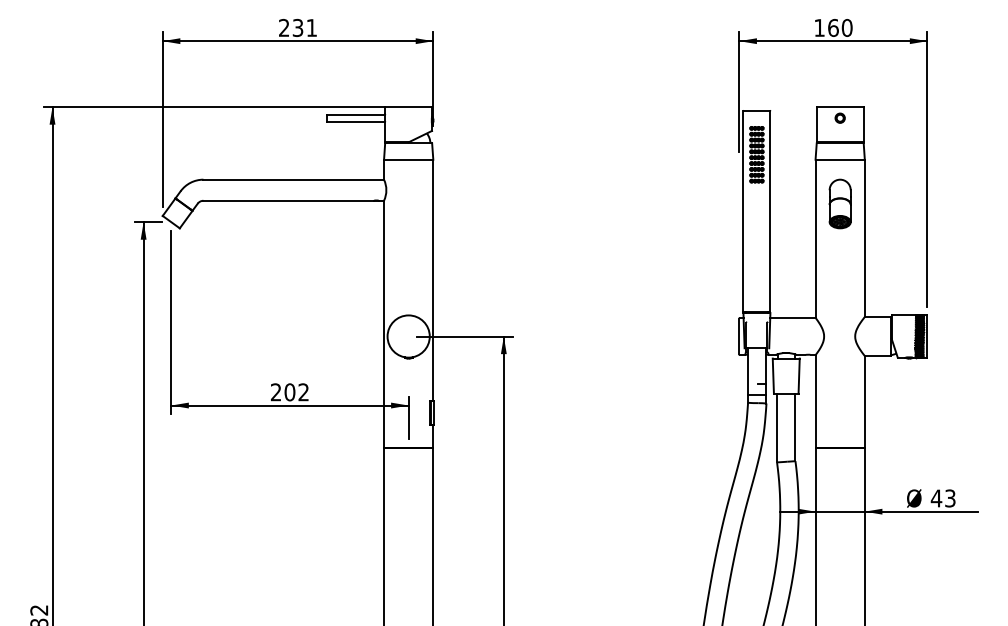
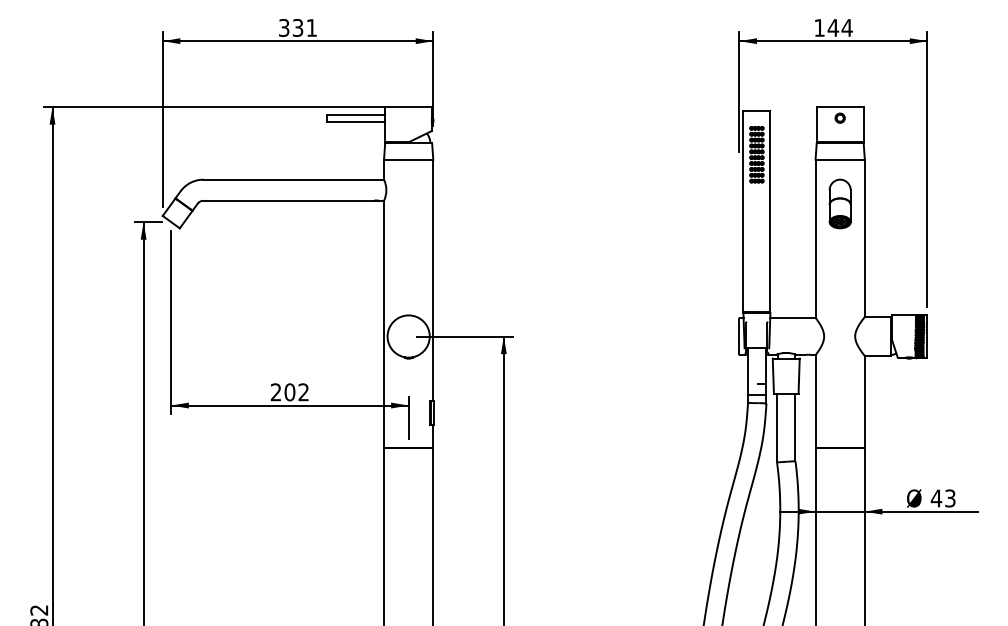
text: 160 -> 144 (839, 27)
text: 231 -> 331 (284, 28)
